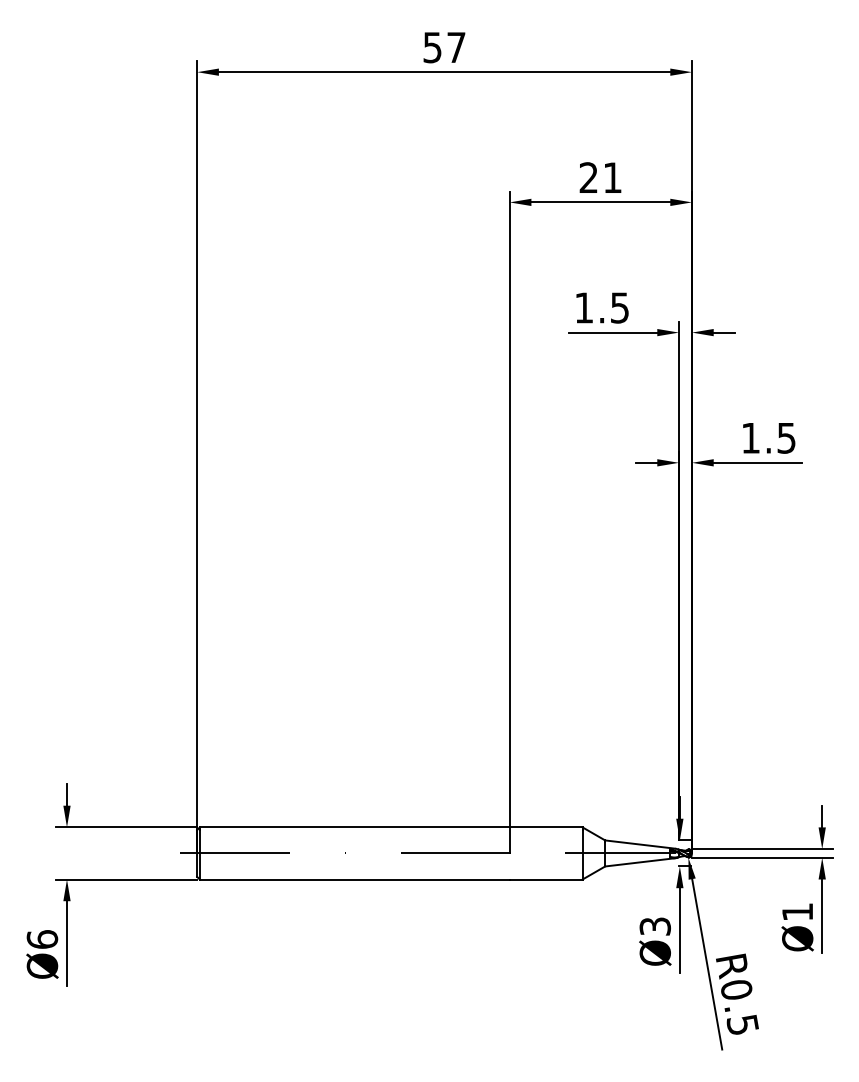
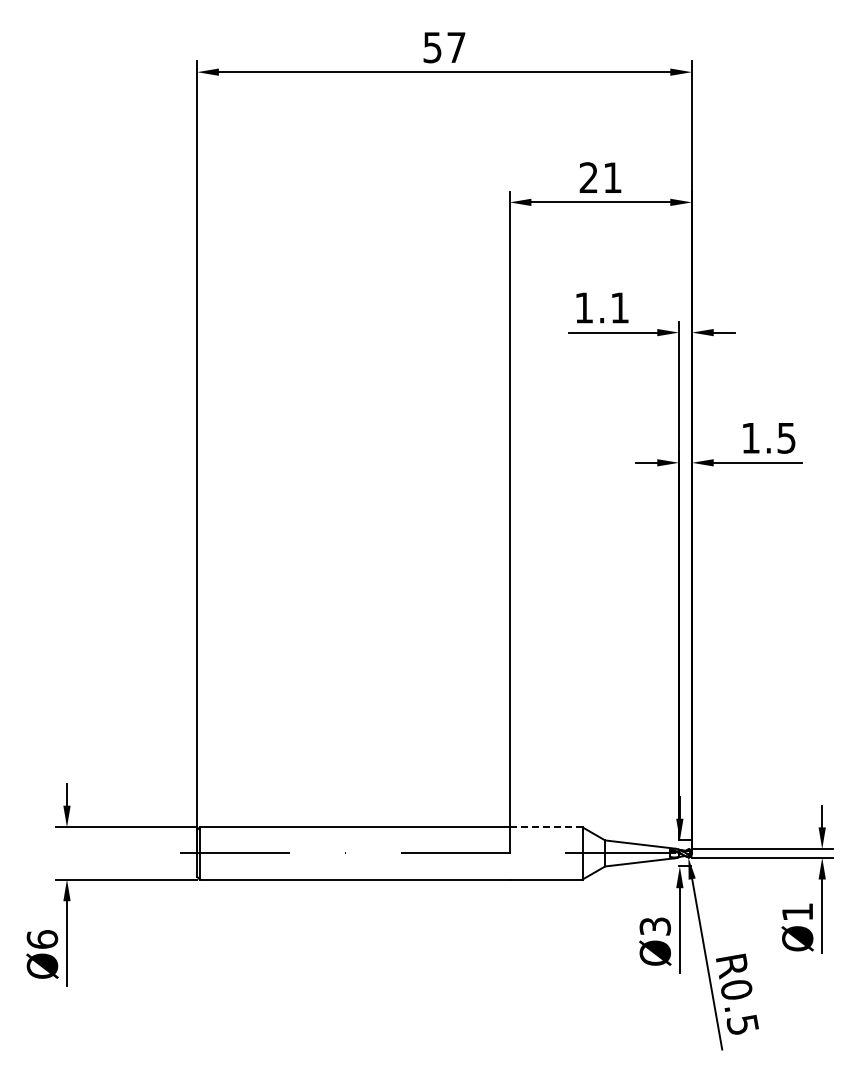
text: 1.5 -> 1.1 (619, 307)
line: solid -> dashed (545, 827)
